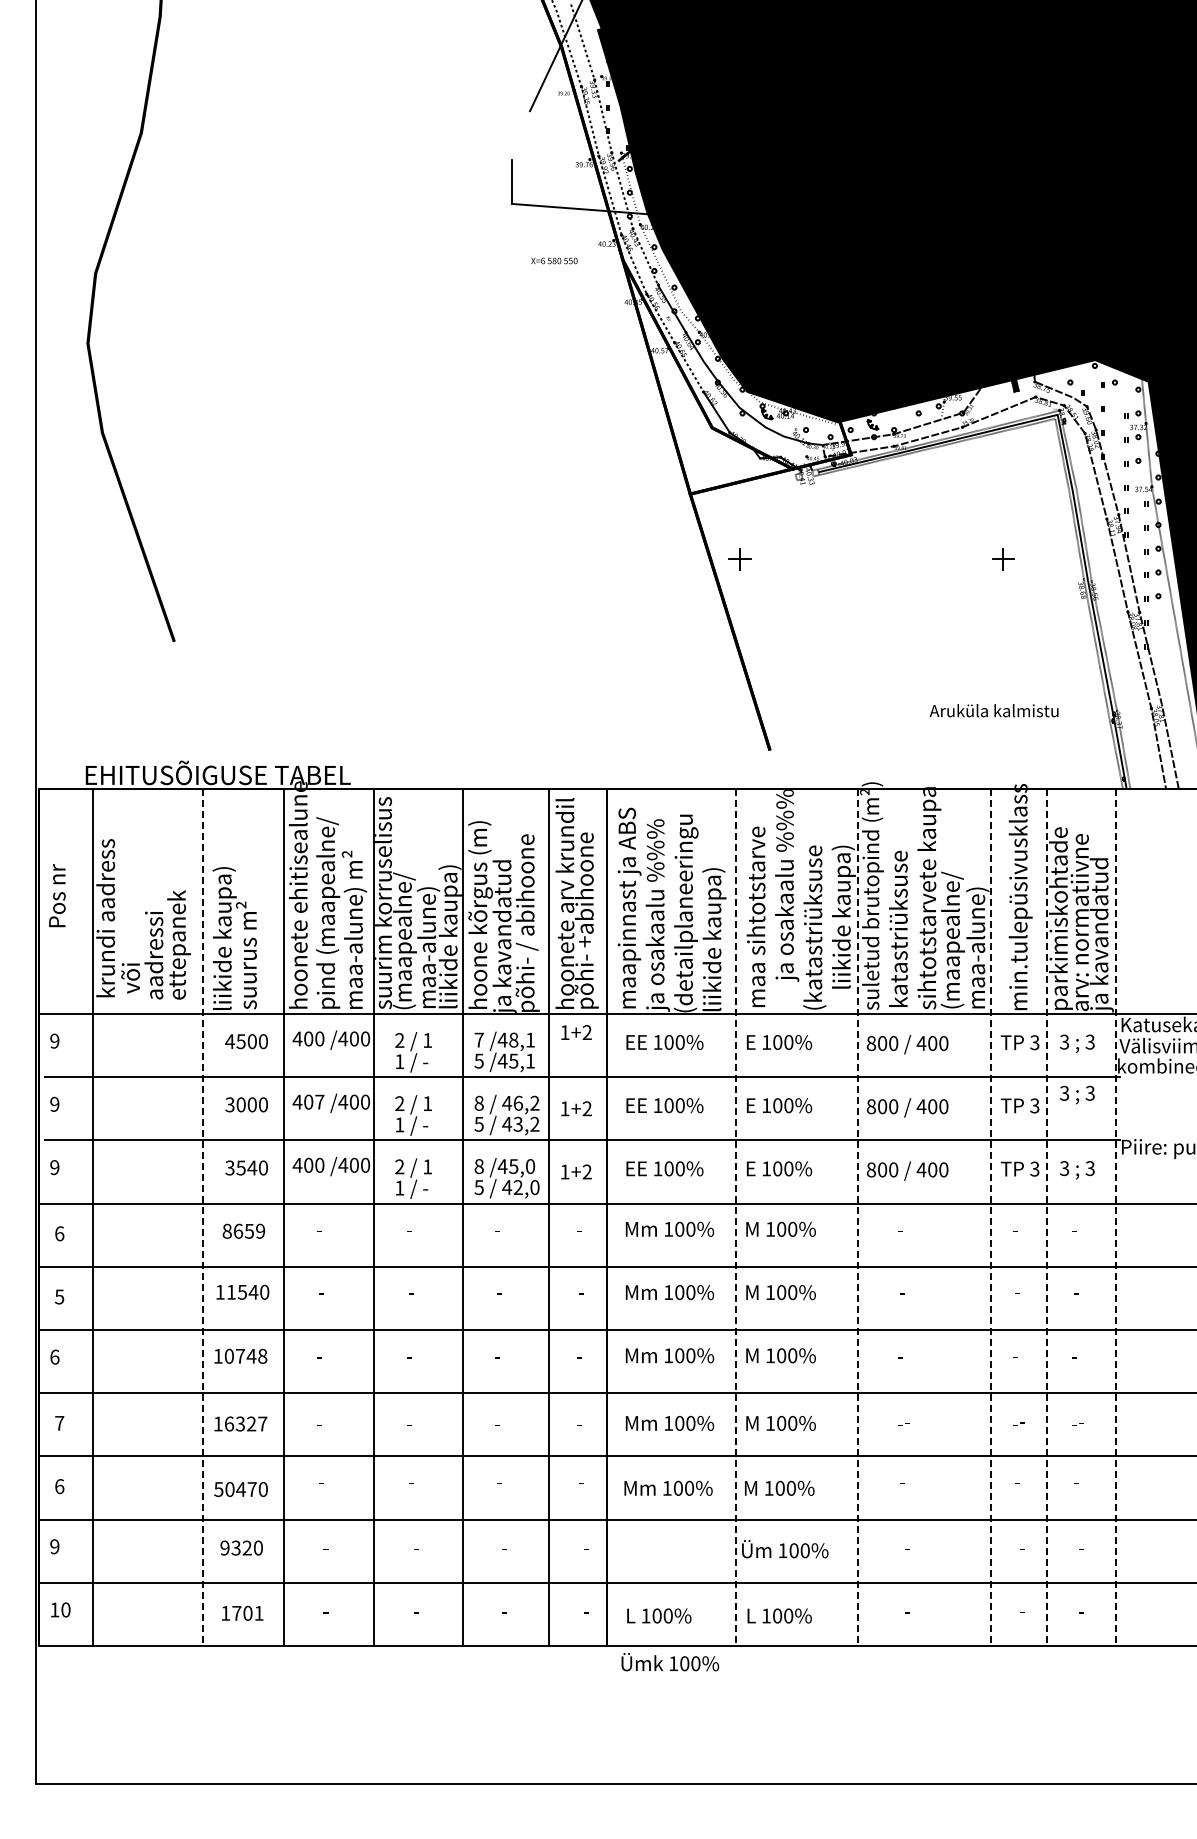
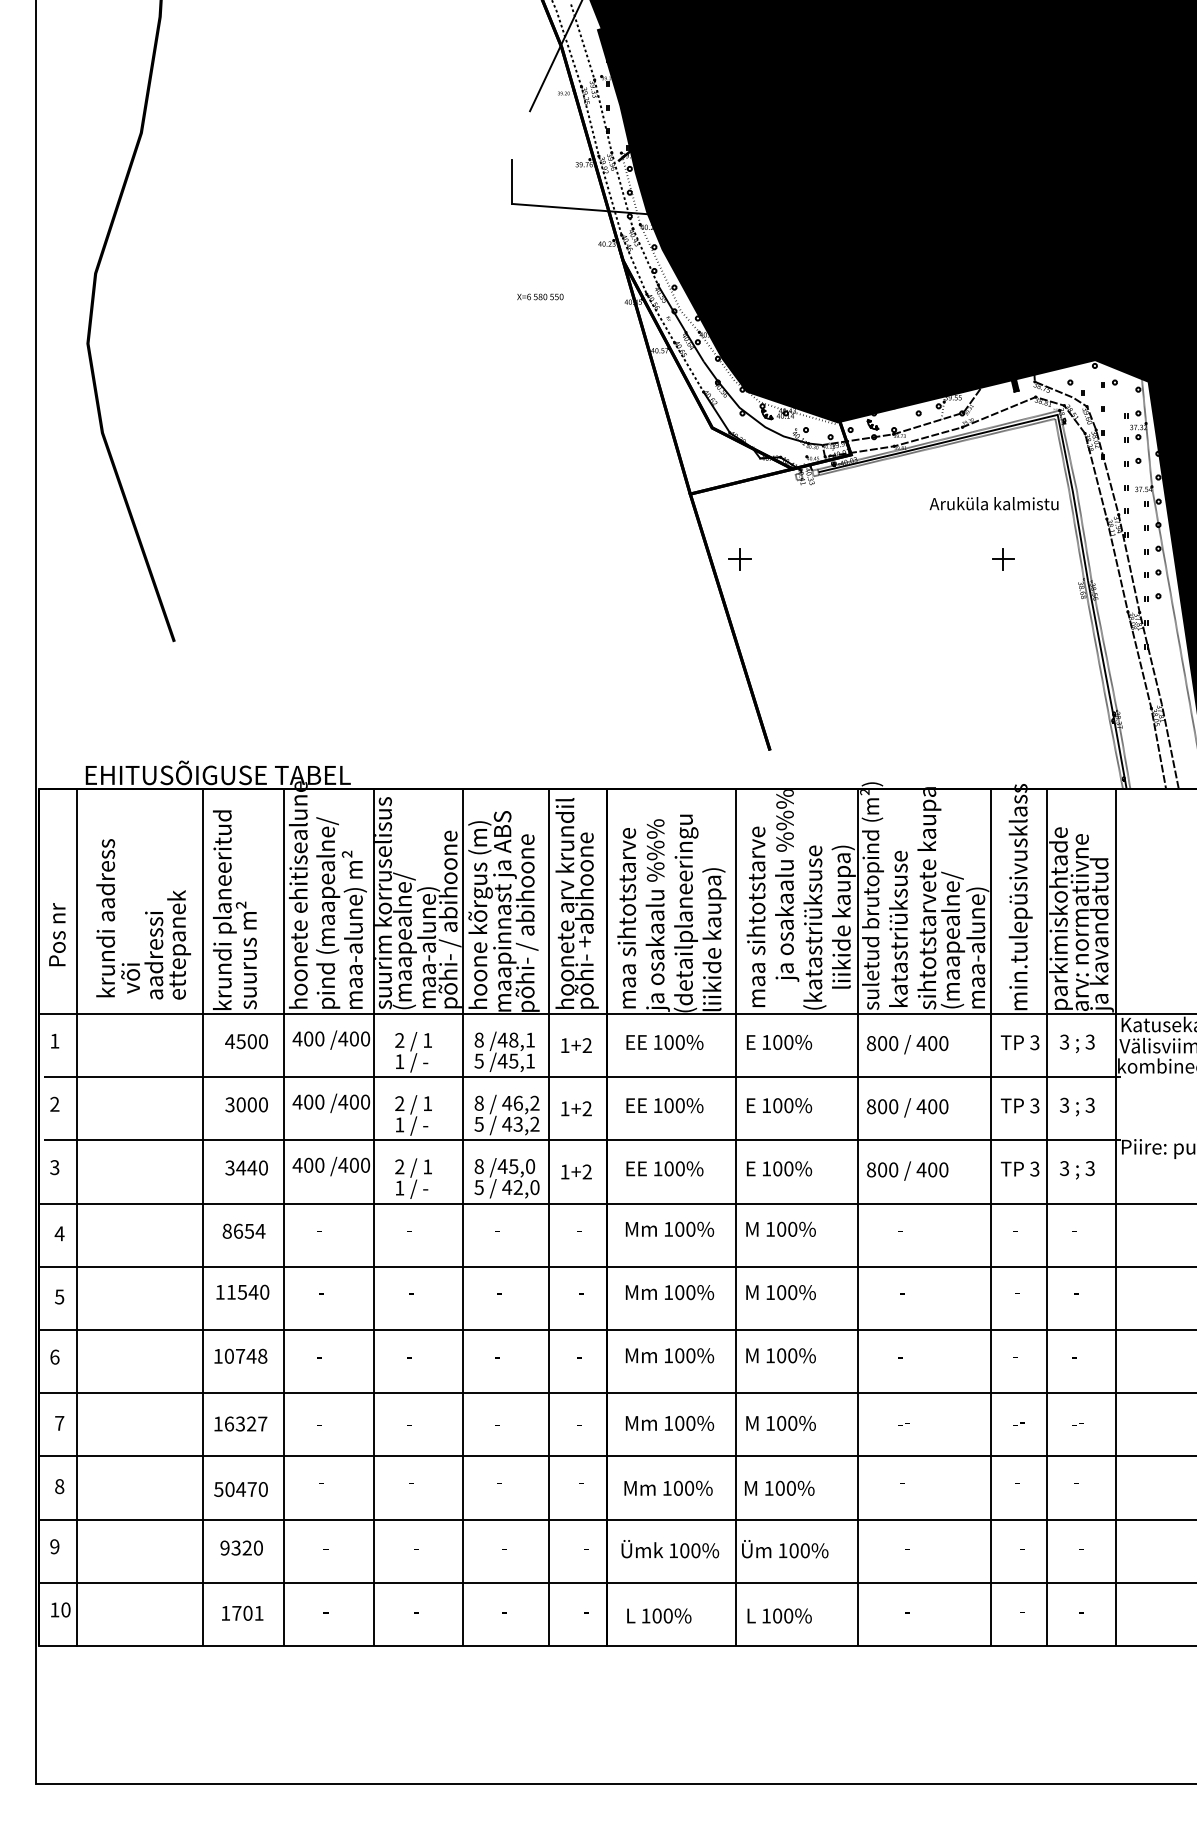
text position: (554, 260) -> (540, 296) (540, 296)
text position: (993, 710) -> (993, 503) (993, 503)
text: maapinnast ja ABS -> maa sihtotstarve (629, 883)
text position: (57, 895) -> (57, 934) (57, 934)
text: liikide kaupa) -> krundi planeeritud (224, 909)
text: ja kavandatud -> maapinnast ja ABS (504, 911)
text: liikide kaupa) -> põhi- / abihoone (449, 919)
text position: (576, 1032) -> (576, 1045) (576, 1045)
text: 7 -> 8 (478, 1039)
text: 9 -> 1 (54, 1040)
text position: (1077, 1094) -> (1077, 1106) (1077, 1106)
text: 407 -> 400 (319, 1101)
text: 9 -> 2 (54, 1104)
text: 9 -> 3 (54, 1167)
text: 3540 -> 3440 (241, 1167)
line position: (93, 1216) -> (77, 1216) (77, 1216)
line: dashed -> solid (203, 1217)
line: dashed -> solid (735, 1217)
line: dashed -> solid (858, 1217)
line: dashed -> solid (991, 1217)
line: dashed -> solid (1047, 1217)
line: dashed -> solid (1115, 1217)
text: 8659 -> 8654 (260, 1230)
text: 6 -> 4 (59, 1233)
text: 6 -> 8 (59, 1486)
text position: (670, 1662) -> (670, 1549) (670, 1549)
